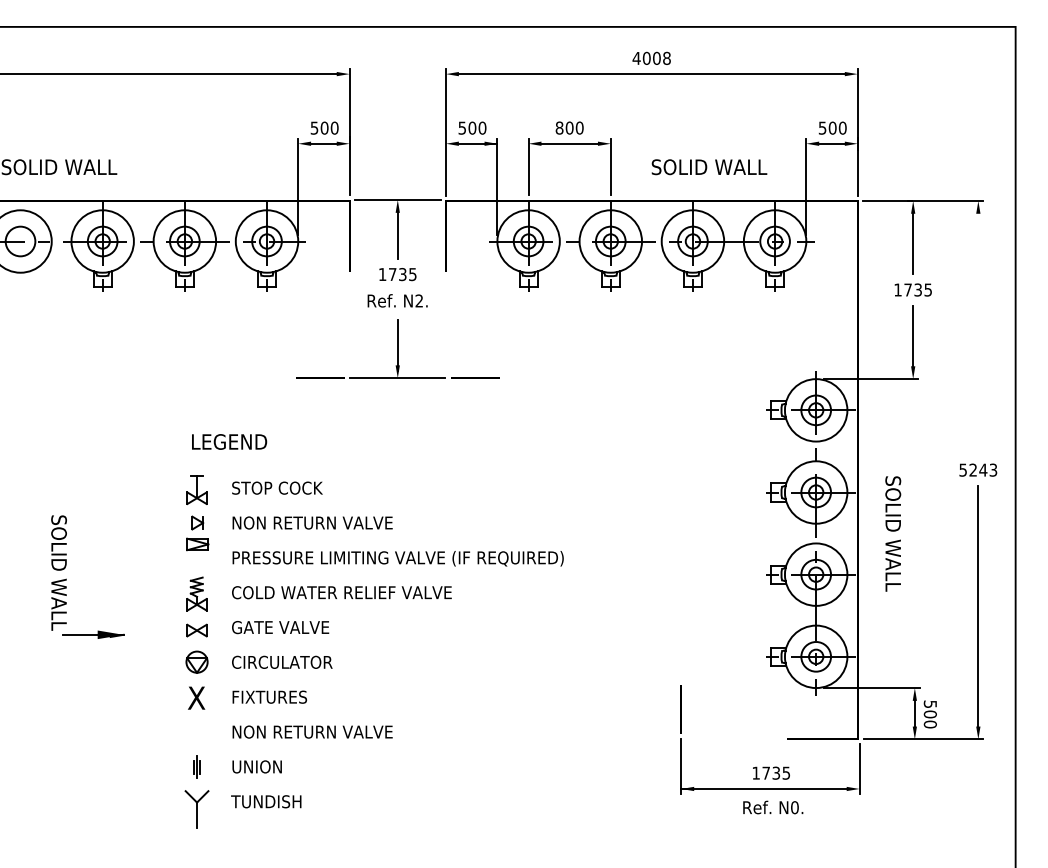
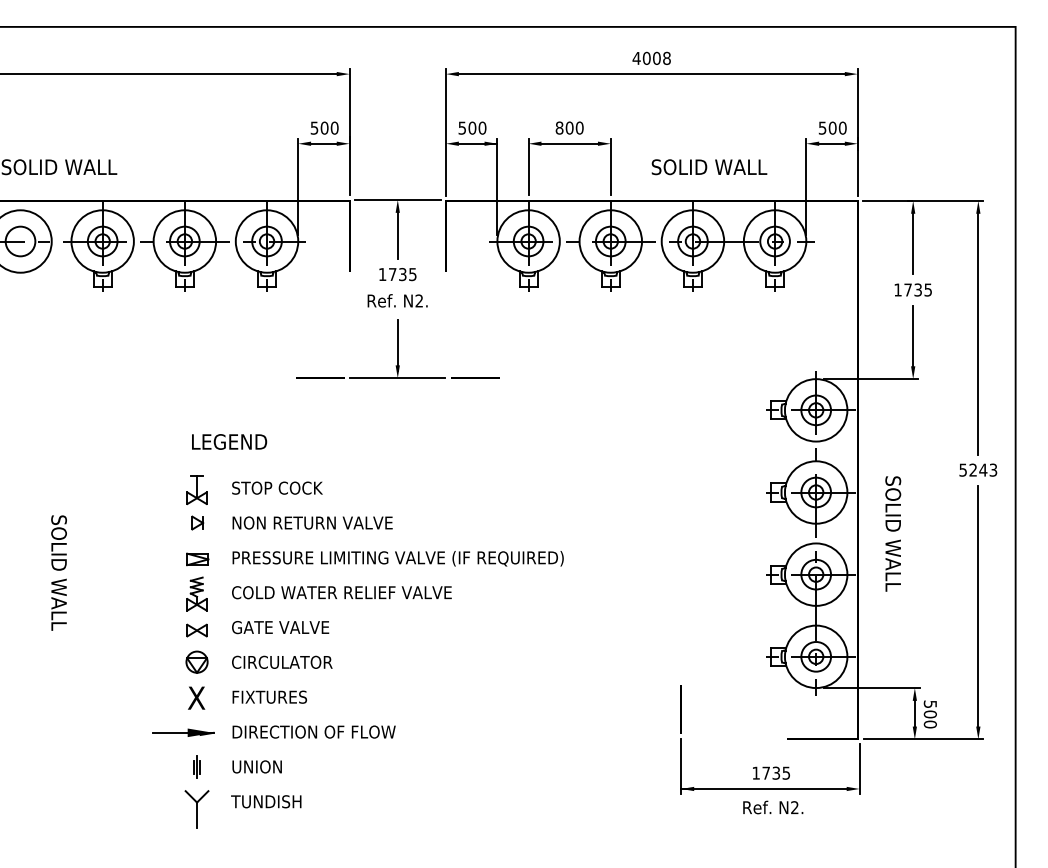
line: none -> present (978, 333)
part position: (197, 544) -> (197, 559) (197, 559)
part position: (93, 634) -> (183, 732) (183, 732)
text: NON RETURN VALVE -> DIRECTION OF FLOW (314, 731)
text: N0. -> N2. (794, 807)
